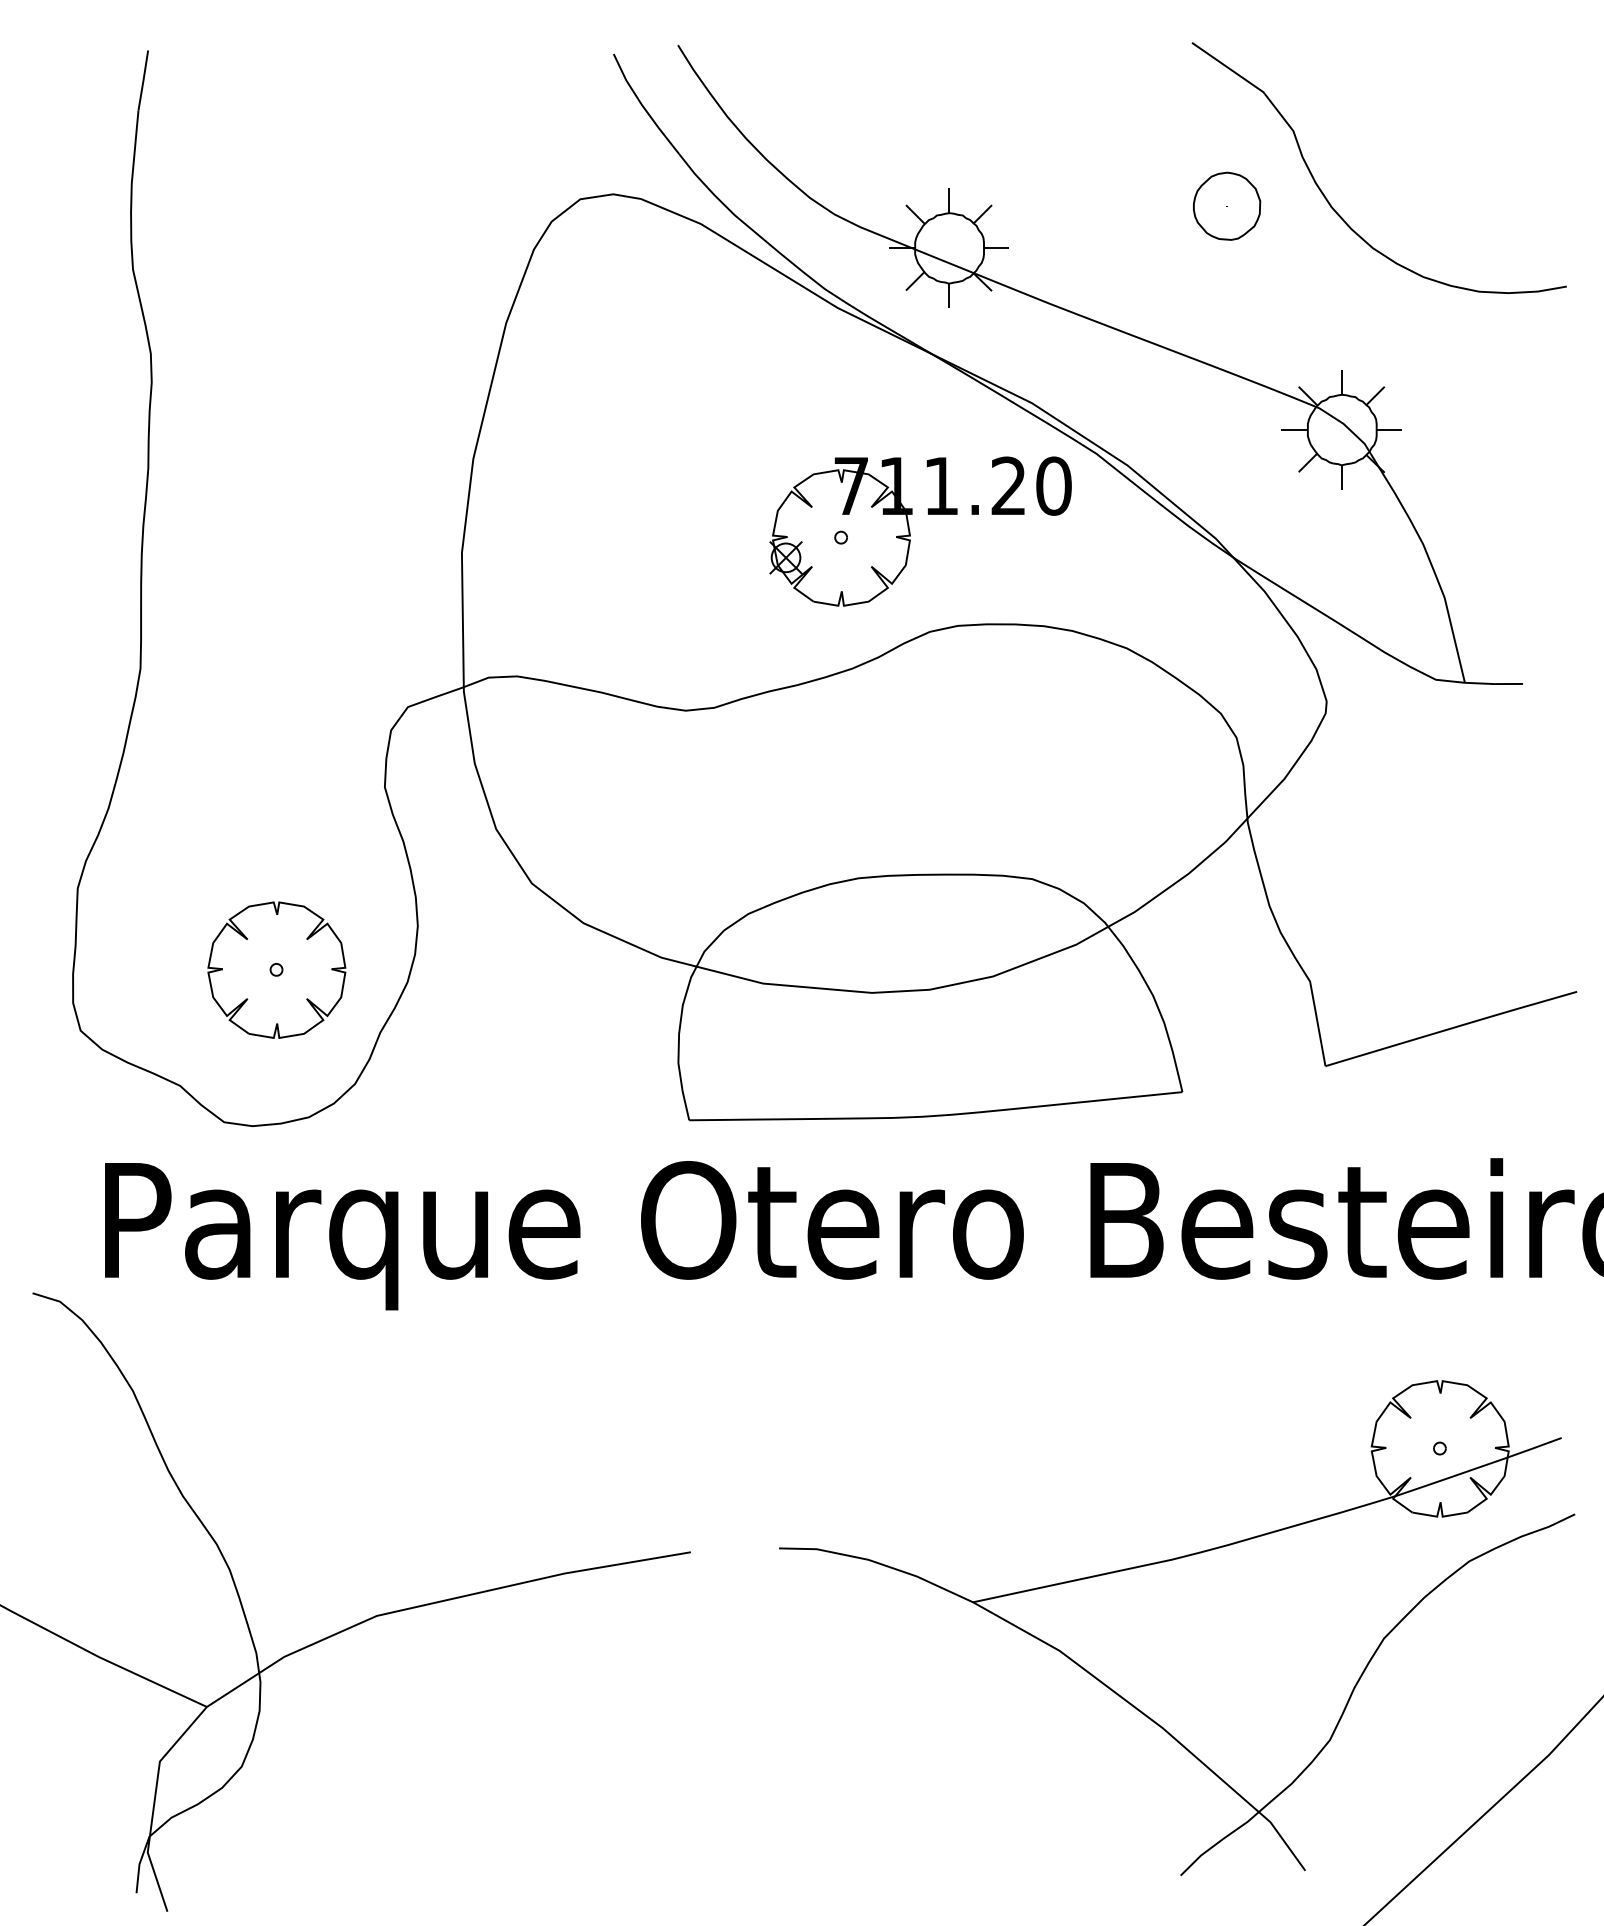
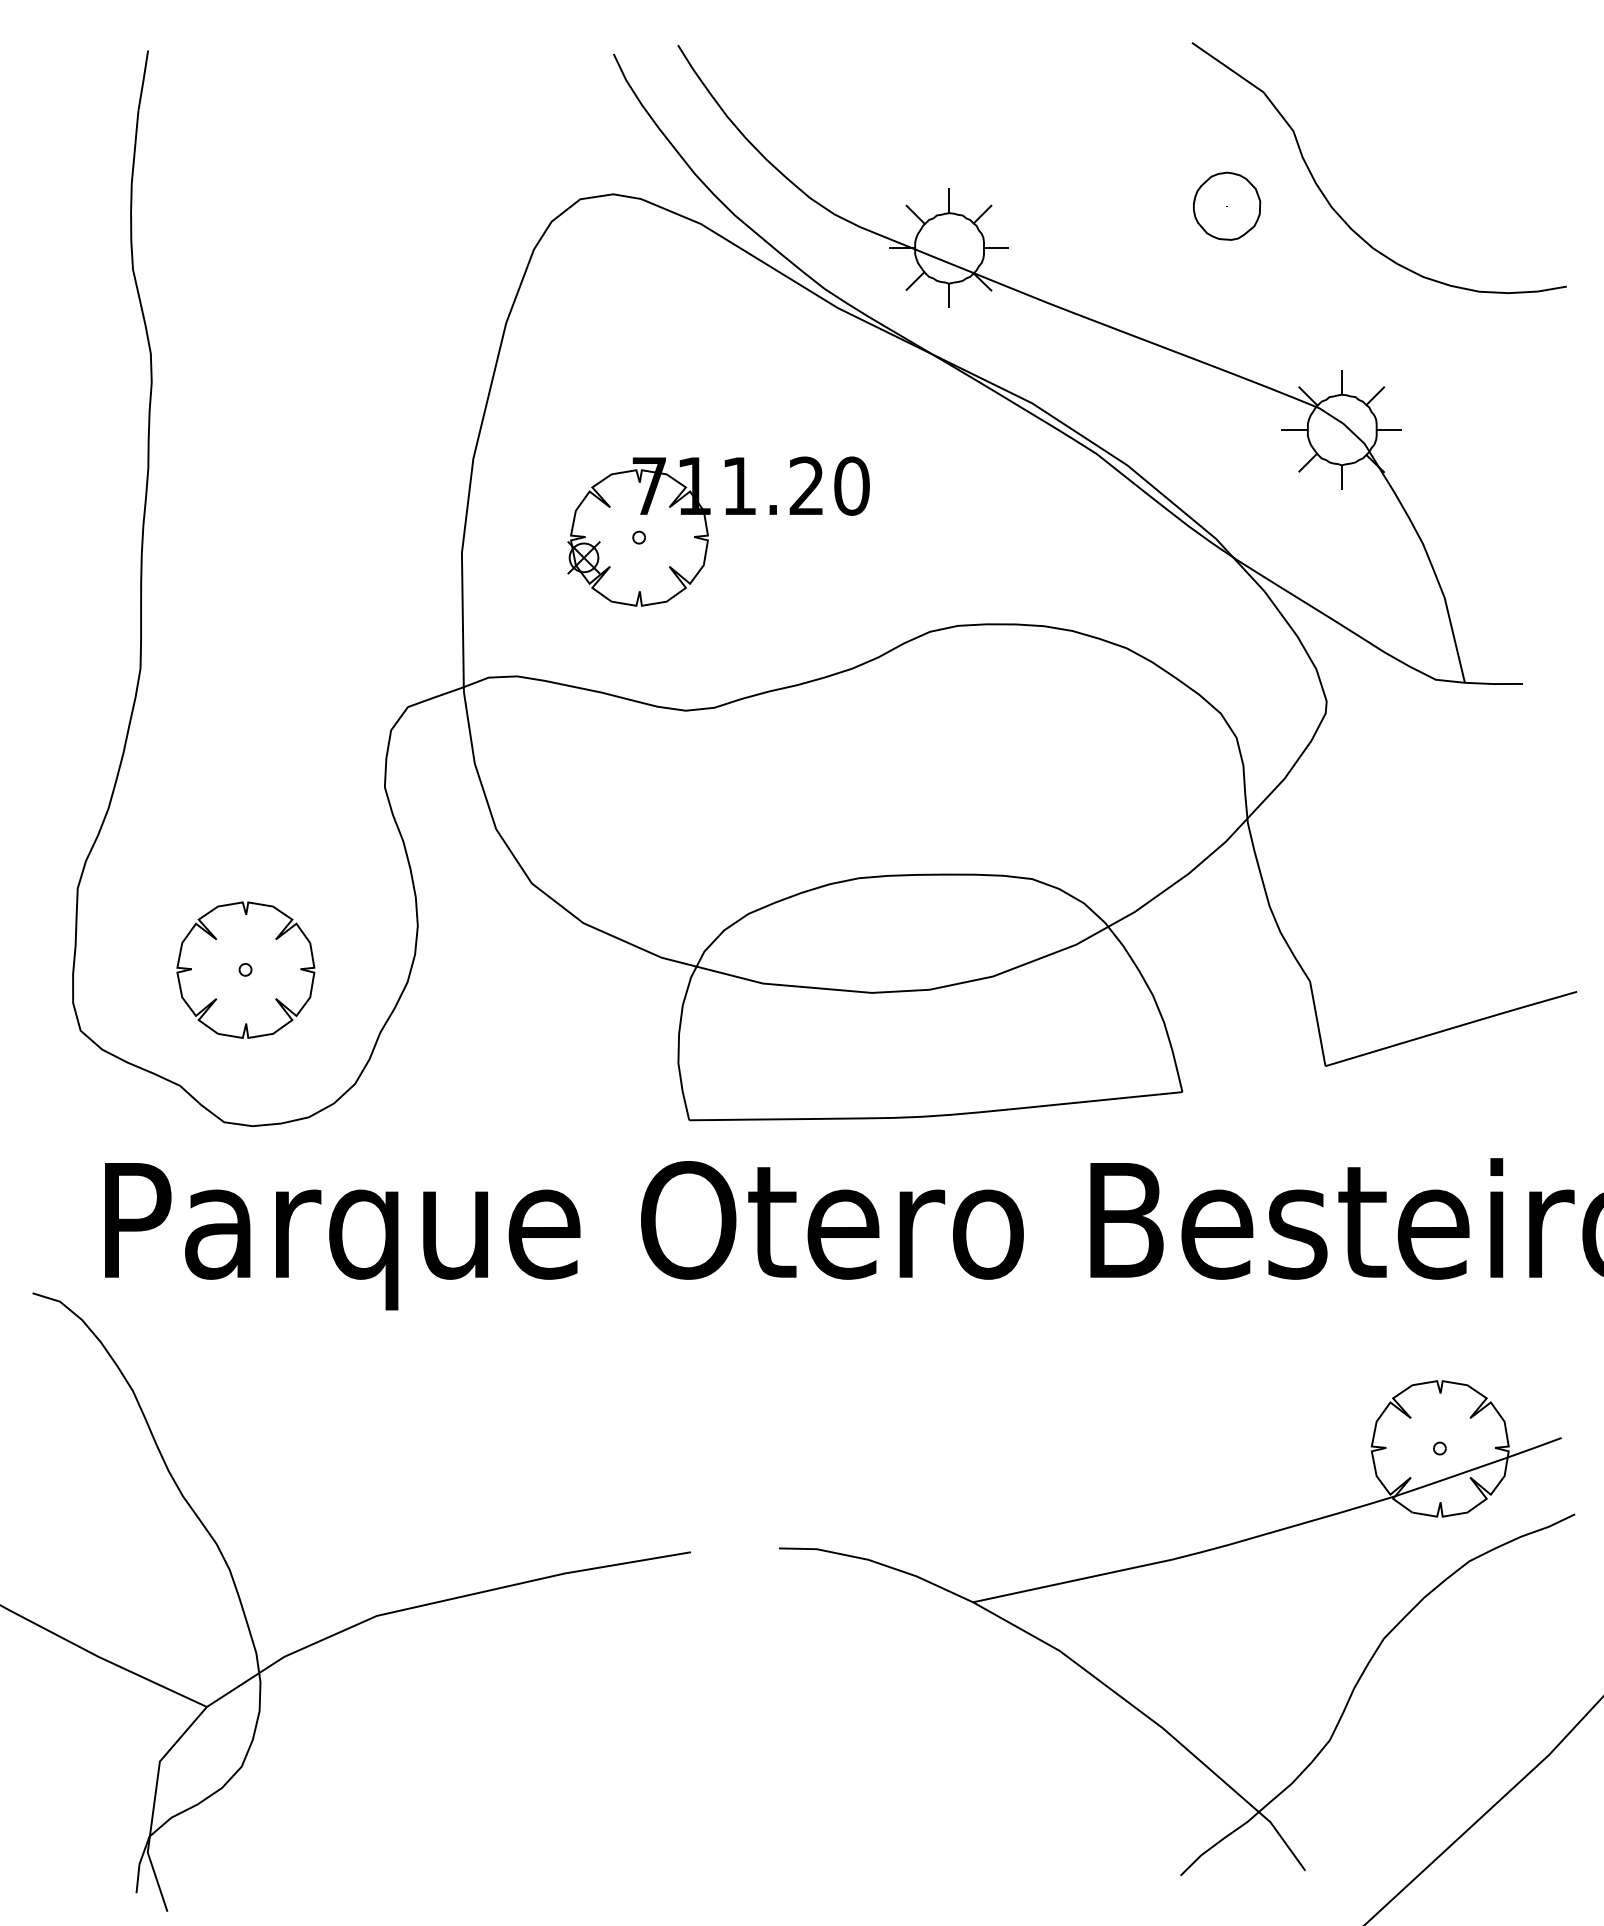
part position: (910, 531) -> (708, 531) (708, 531)
part position: (276, 969) -> (245, 969) (245, 969)
